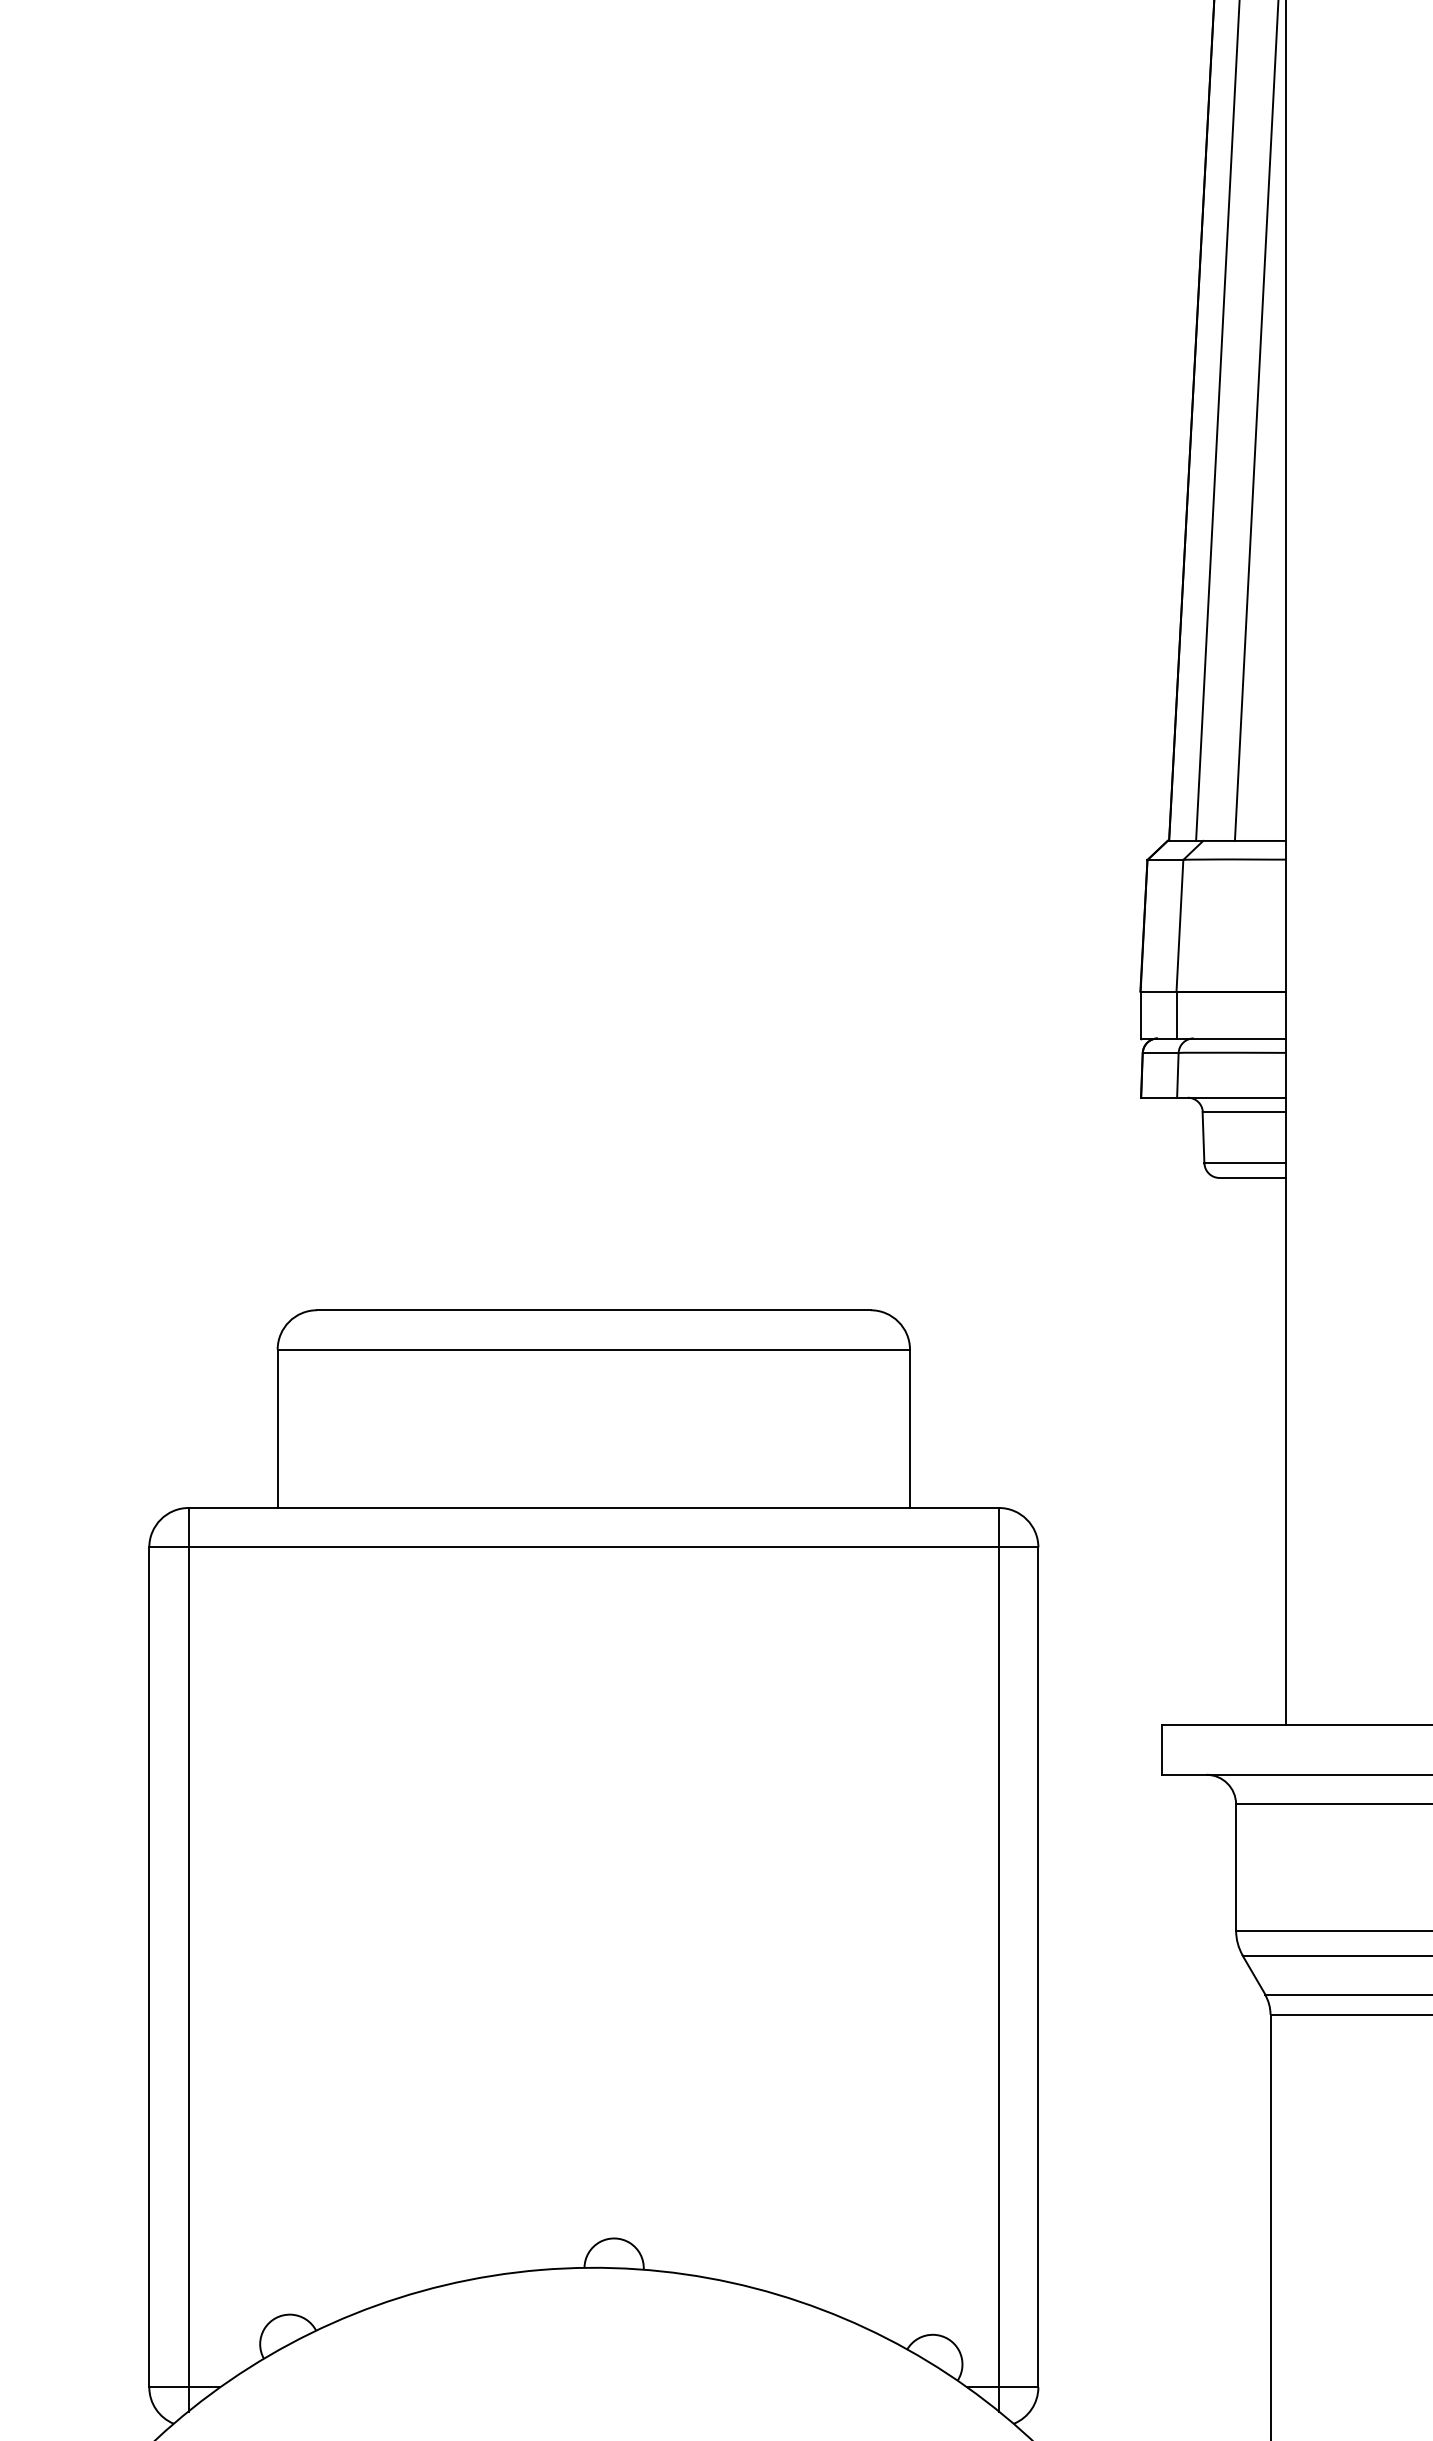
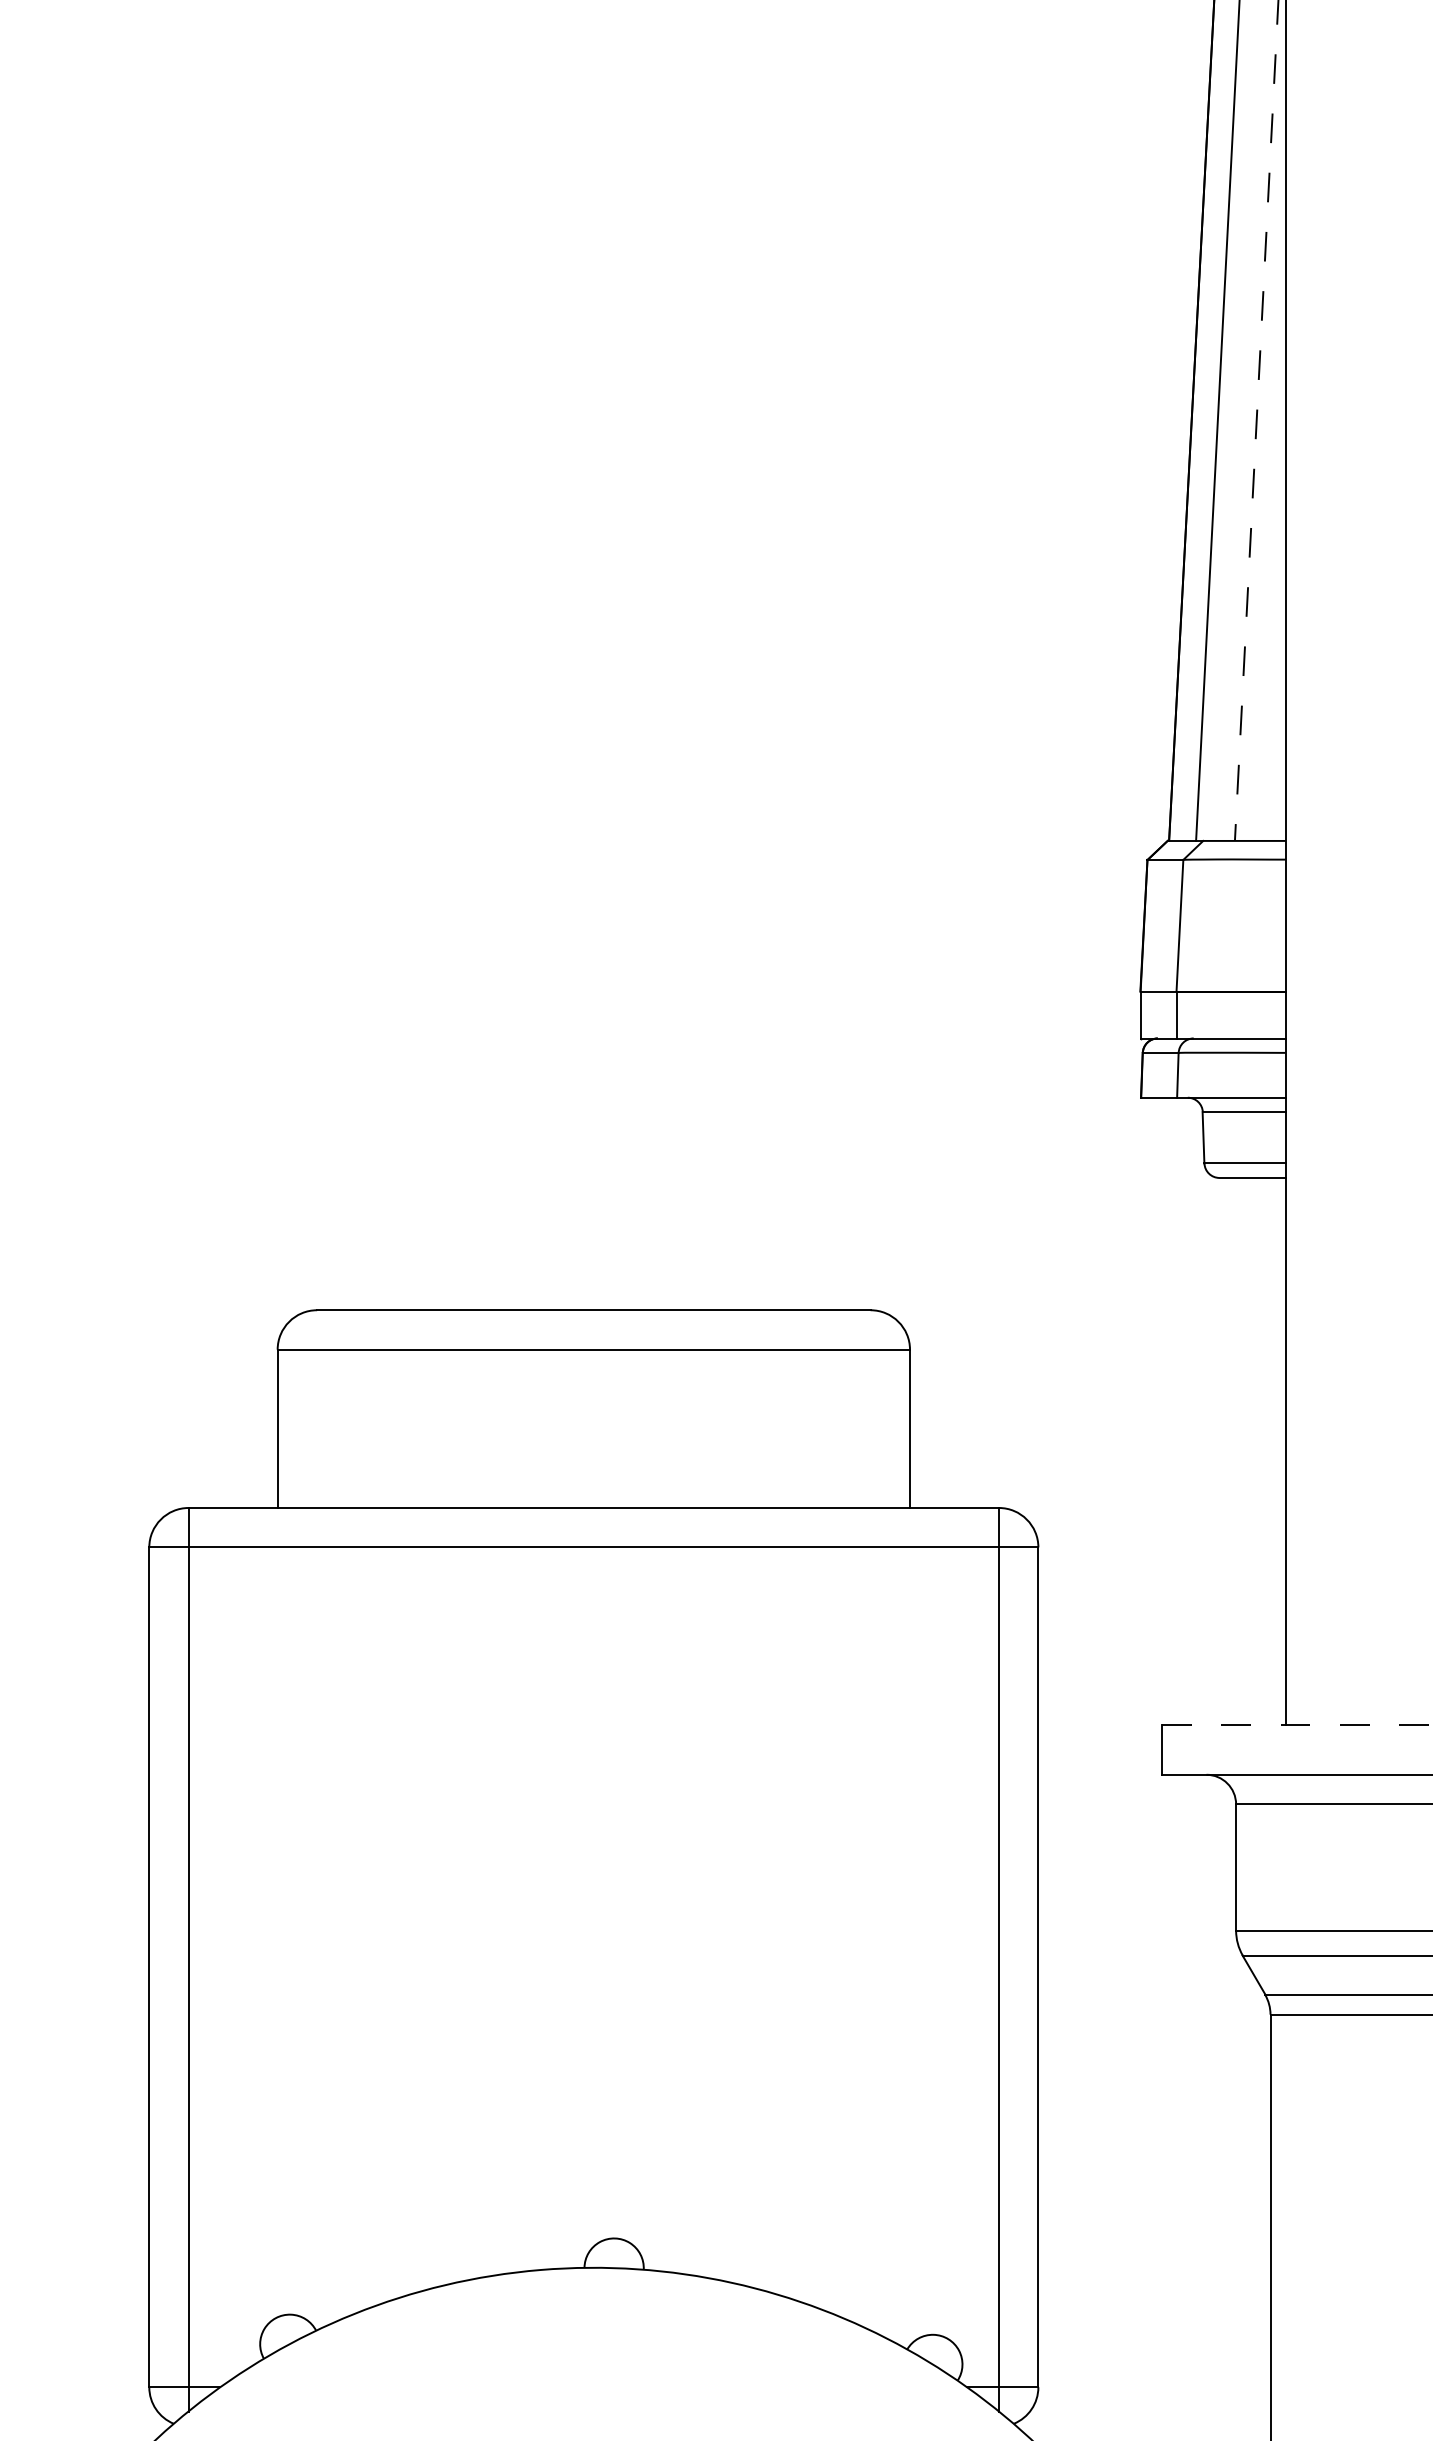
line: solid -> dashed (1256, 420)
line: solid -> dashed (1298, 1725)
